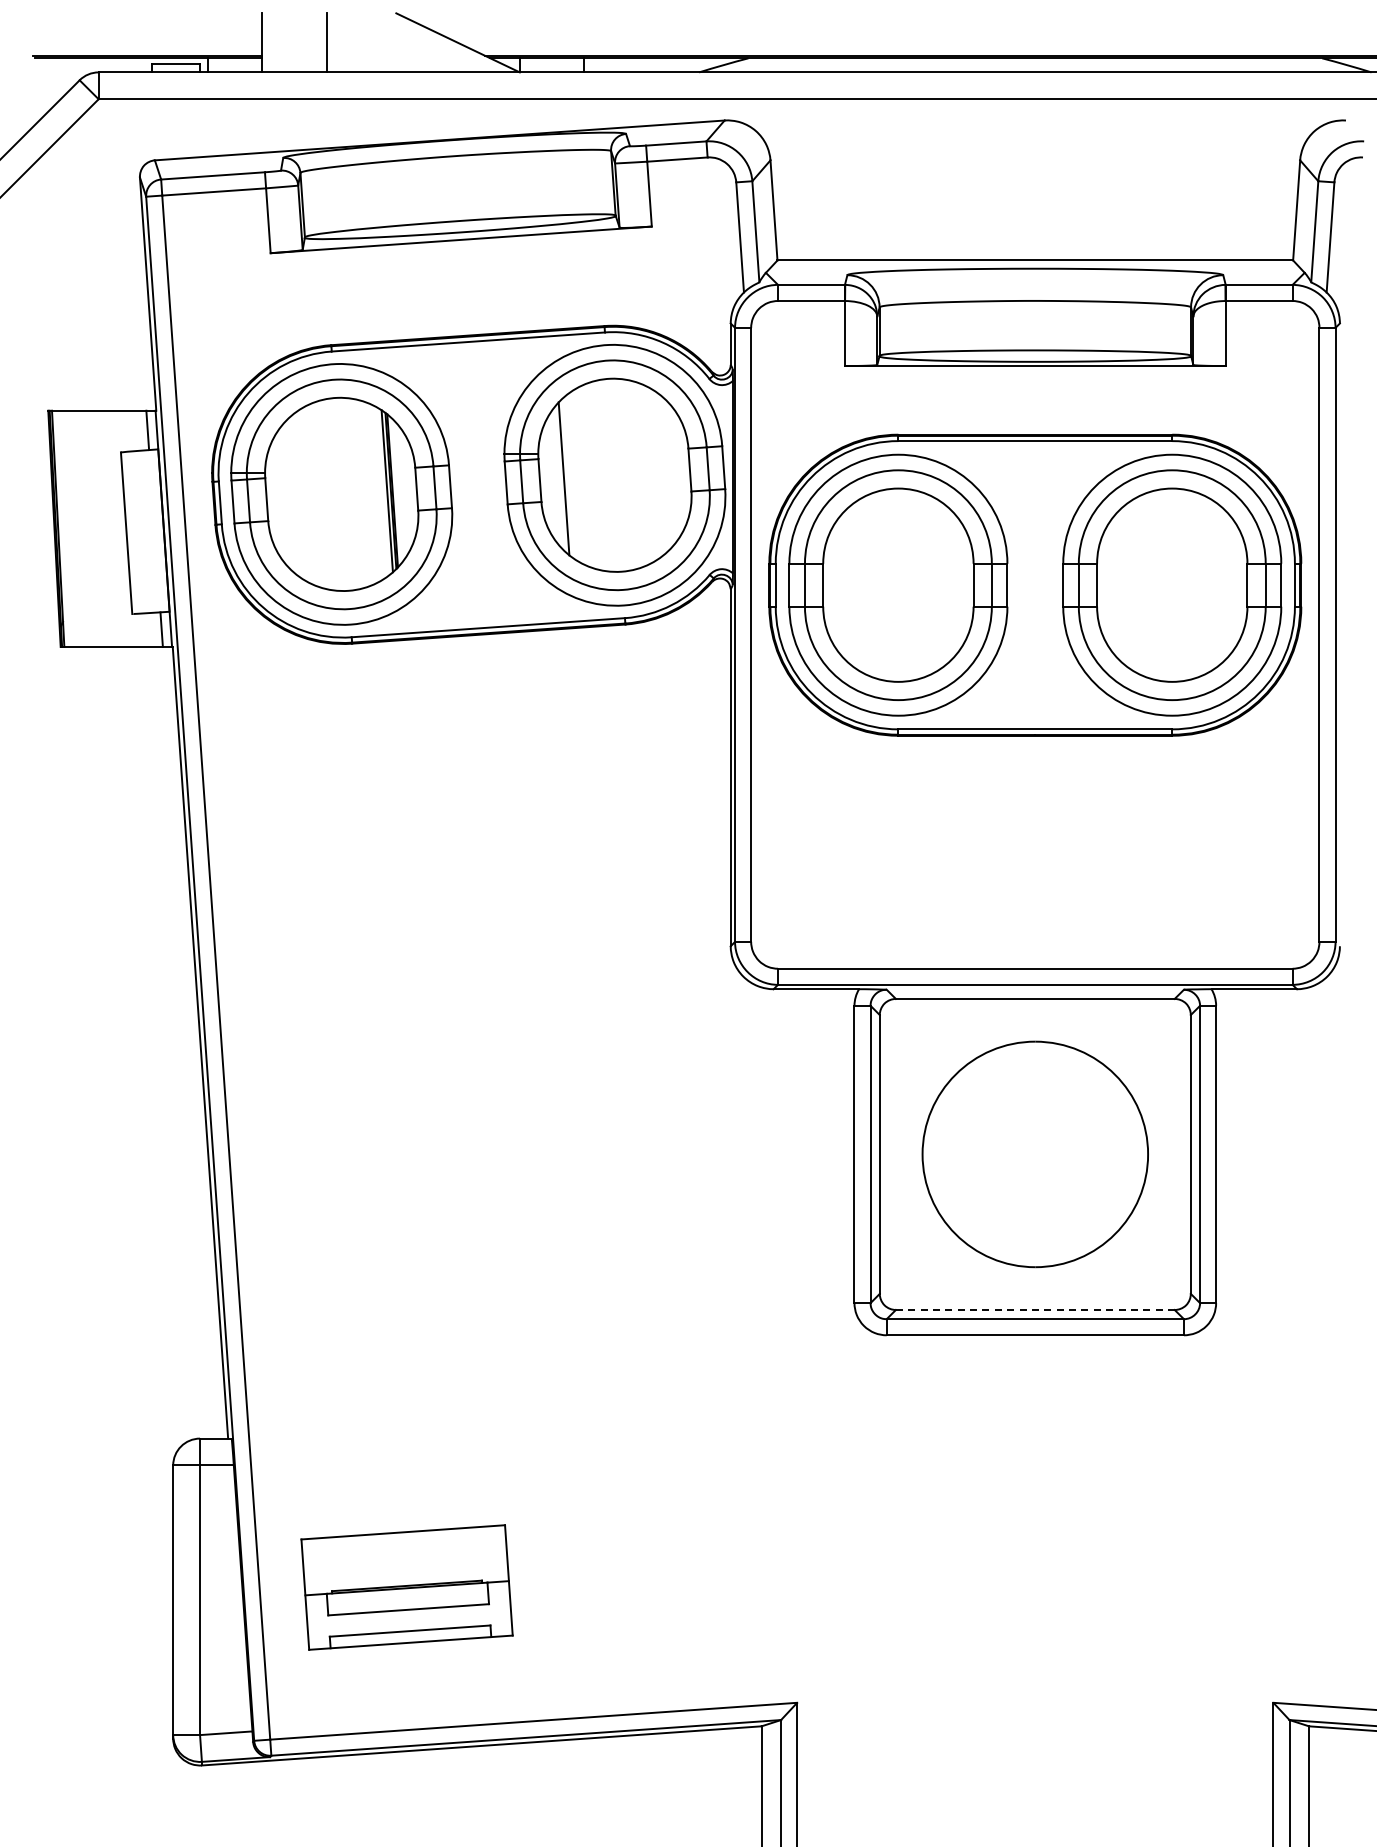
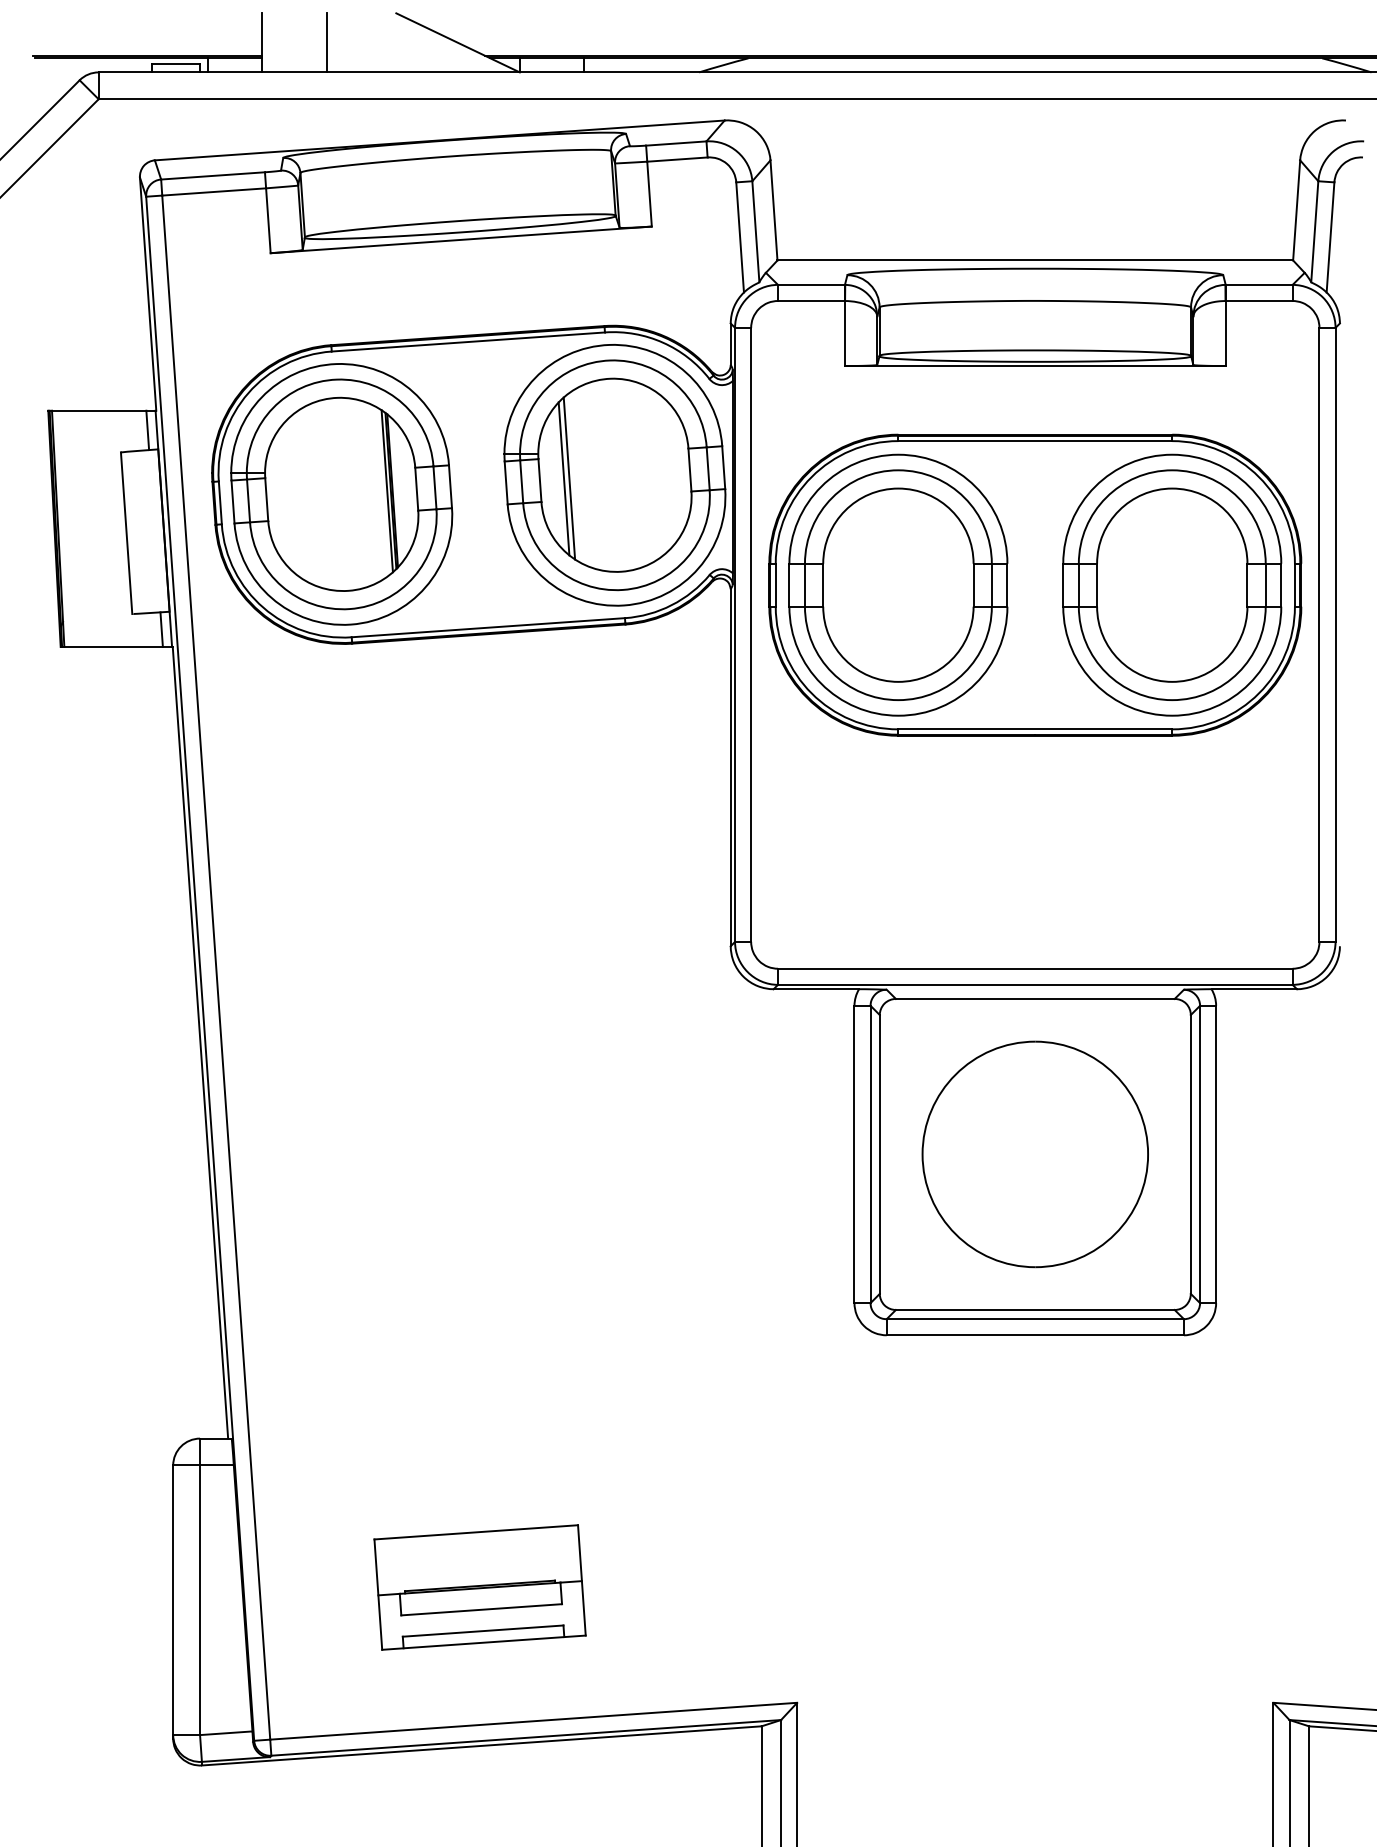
line: none -> present (569, 478)
line: dashed -> solid (1035, 1310)
part position: (406, 1587) -> (479, 1587) (479, 1587)
